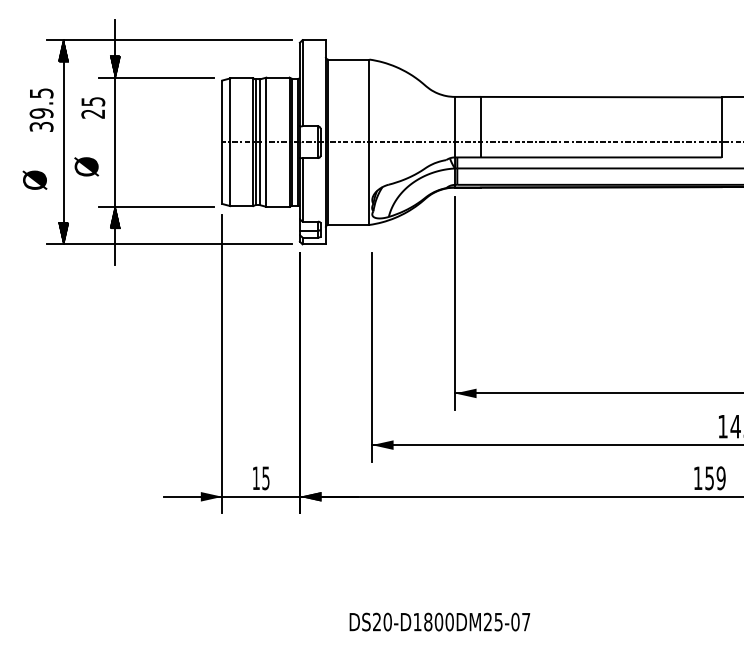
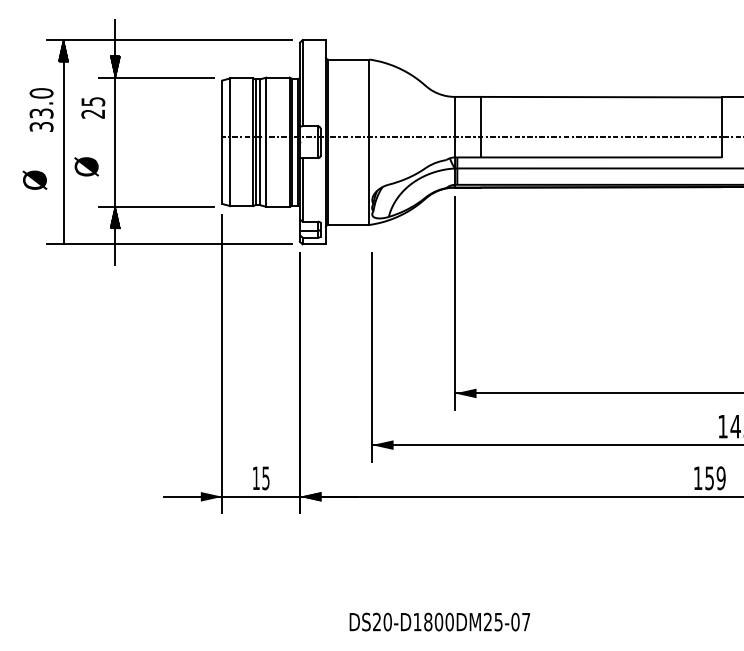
text: 39.5 -> 33.0 (41, 103)
line position: (481, 142) -> (481, 137) (481, 137)
hatch: present -> none (63, 233)
